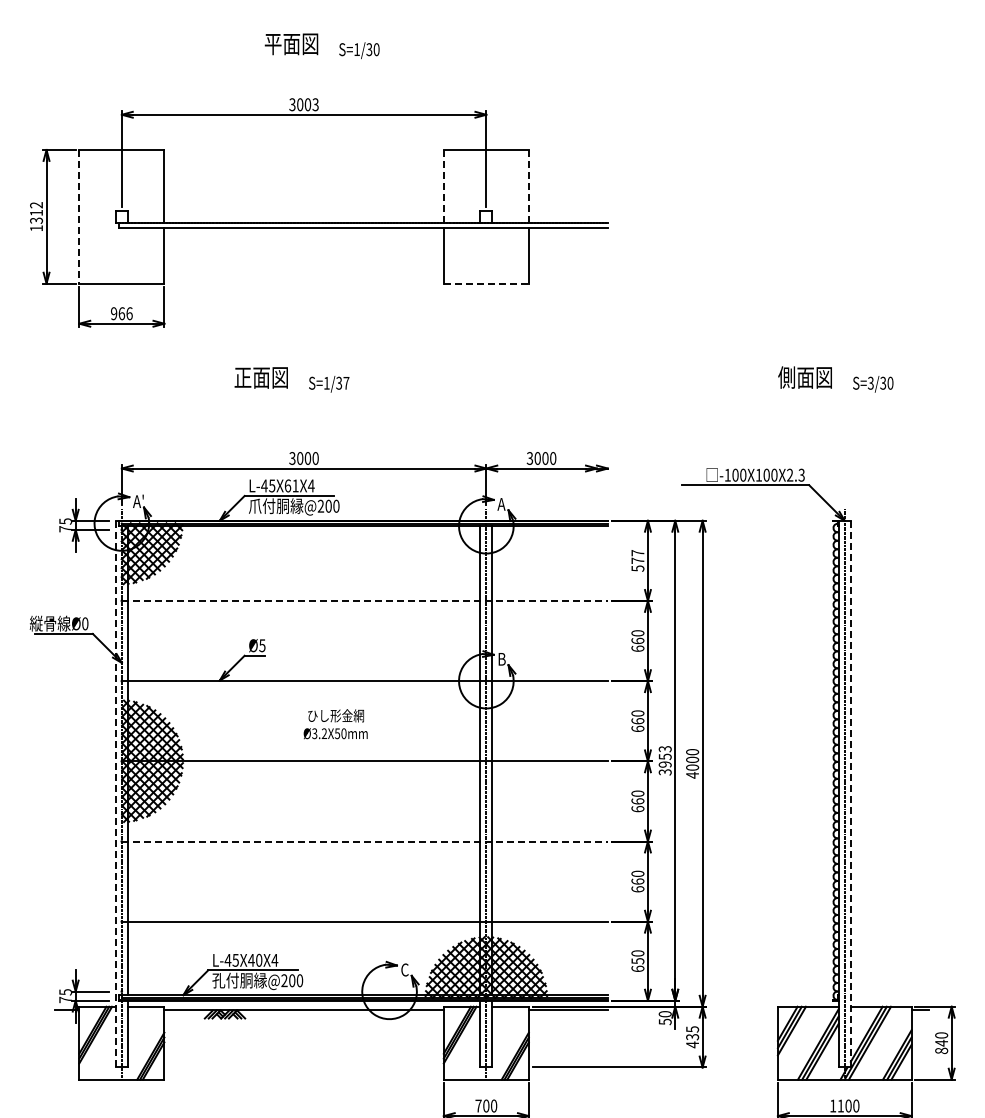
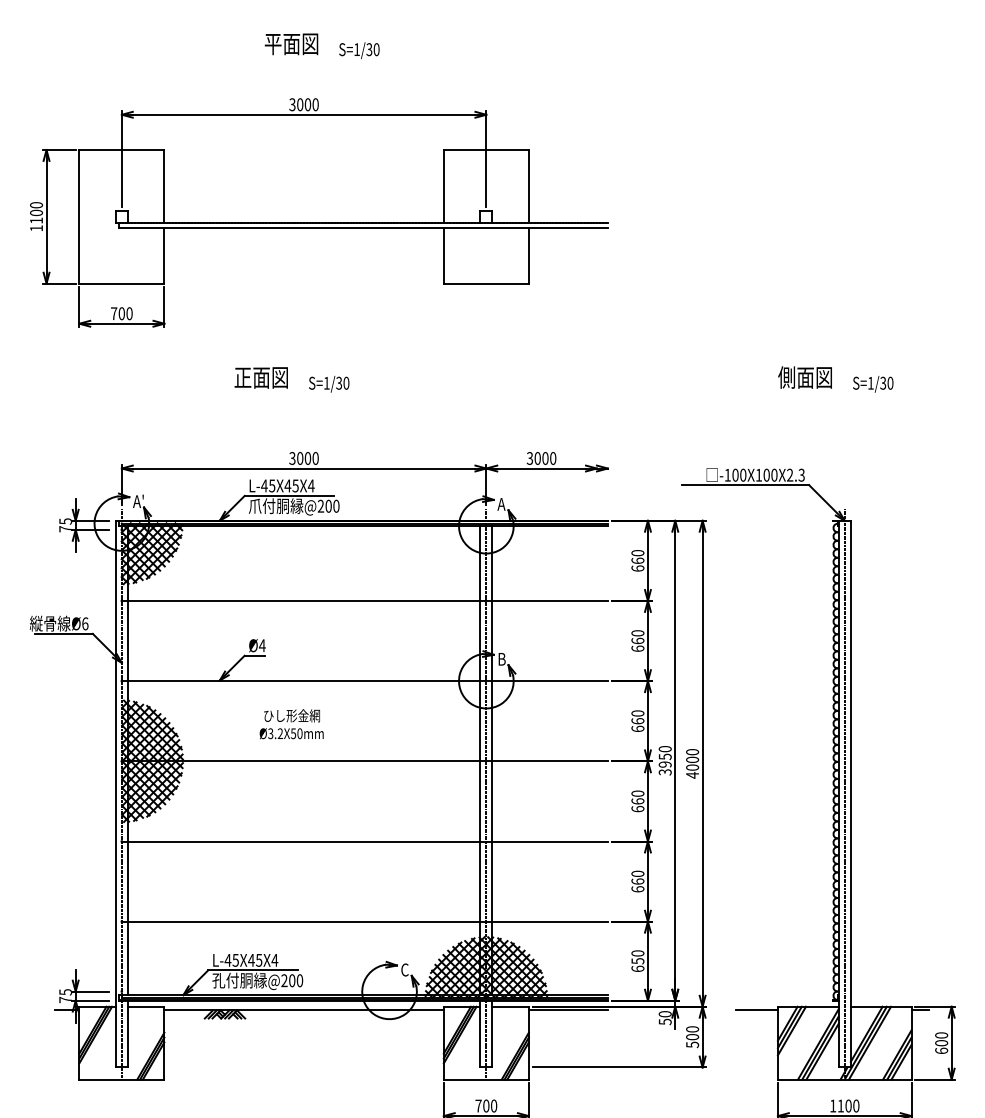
text: 3003 -> 3000 (315, 104)
line: dashed -> solid (443, 186)
line: dashed -> solid (528, 186)
text: 1312 -> 1100 (36, 212)
line: dashed -> solid (79, 216)
line: dashed -> solid (486, 283)
text: 966 -> 700 (121, 313)
text: S=1/37 -> S=1/30 (346, 382)
text: S=3/30 -> S=1/30 (870, 382)
text: L-45X61X4 -> L-45X45X4 (291, 485)
text: 577 -> 660 (637, 560)
line: dashed -> solid (364, 600)
text: Ø0 -> Ø6 (85, 623)
text: Ø5 -> Ø4 (262, 645)
text position: (335, 724) -> (291, 724) (291, 724)
text: 3953 -> 3950 (664, 749)
line: dashed -> solid (115, 794)
line: dashed -> solid (850, 794)
line: dashed -> solid (364, 841)
text: L-45X40X4 -> L-45X45X4 (259, 959)
line: none -> present (756, 1010)
text: 435 -> 500 (692, 1037)
text: 840 -> 600 (941, 1046)
